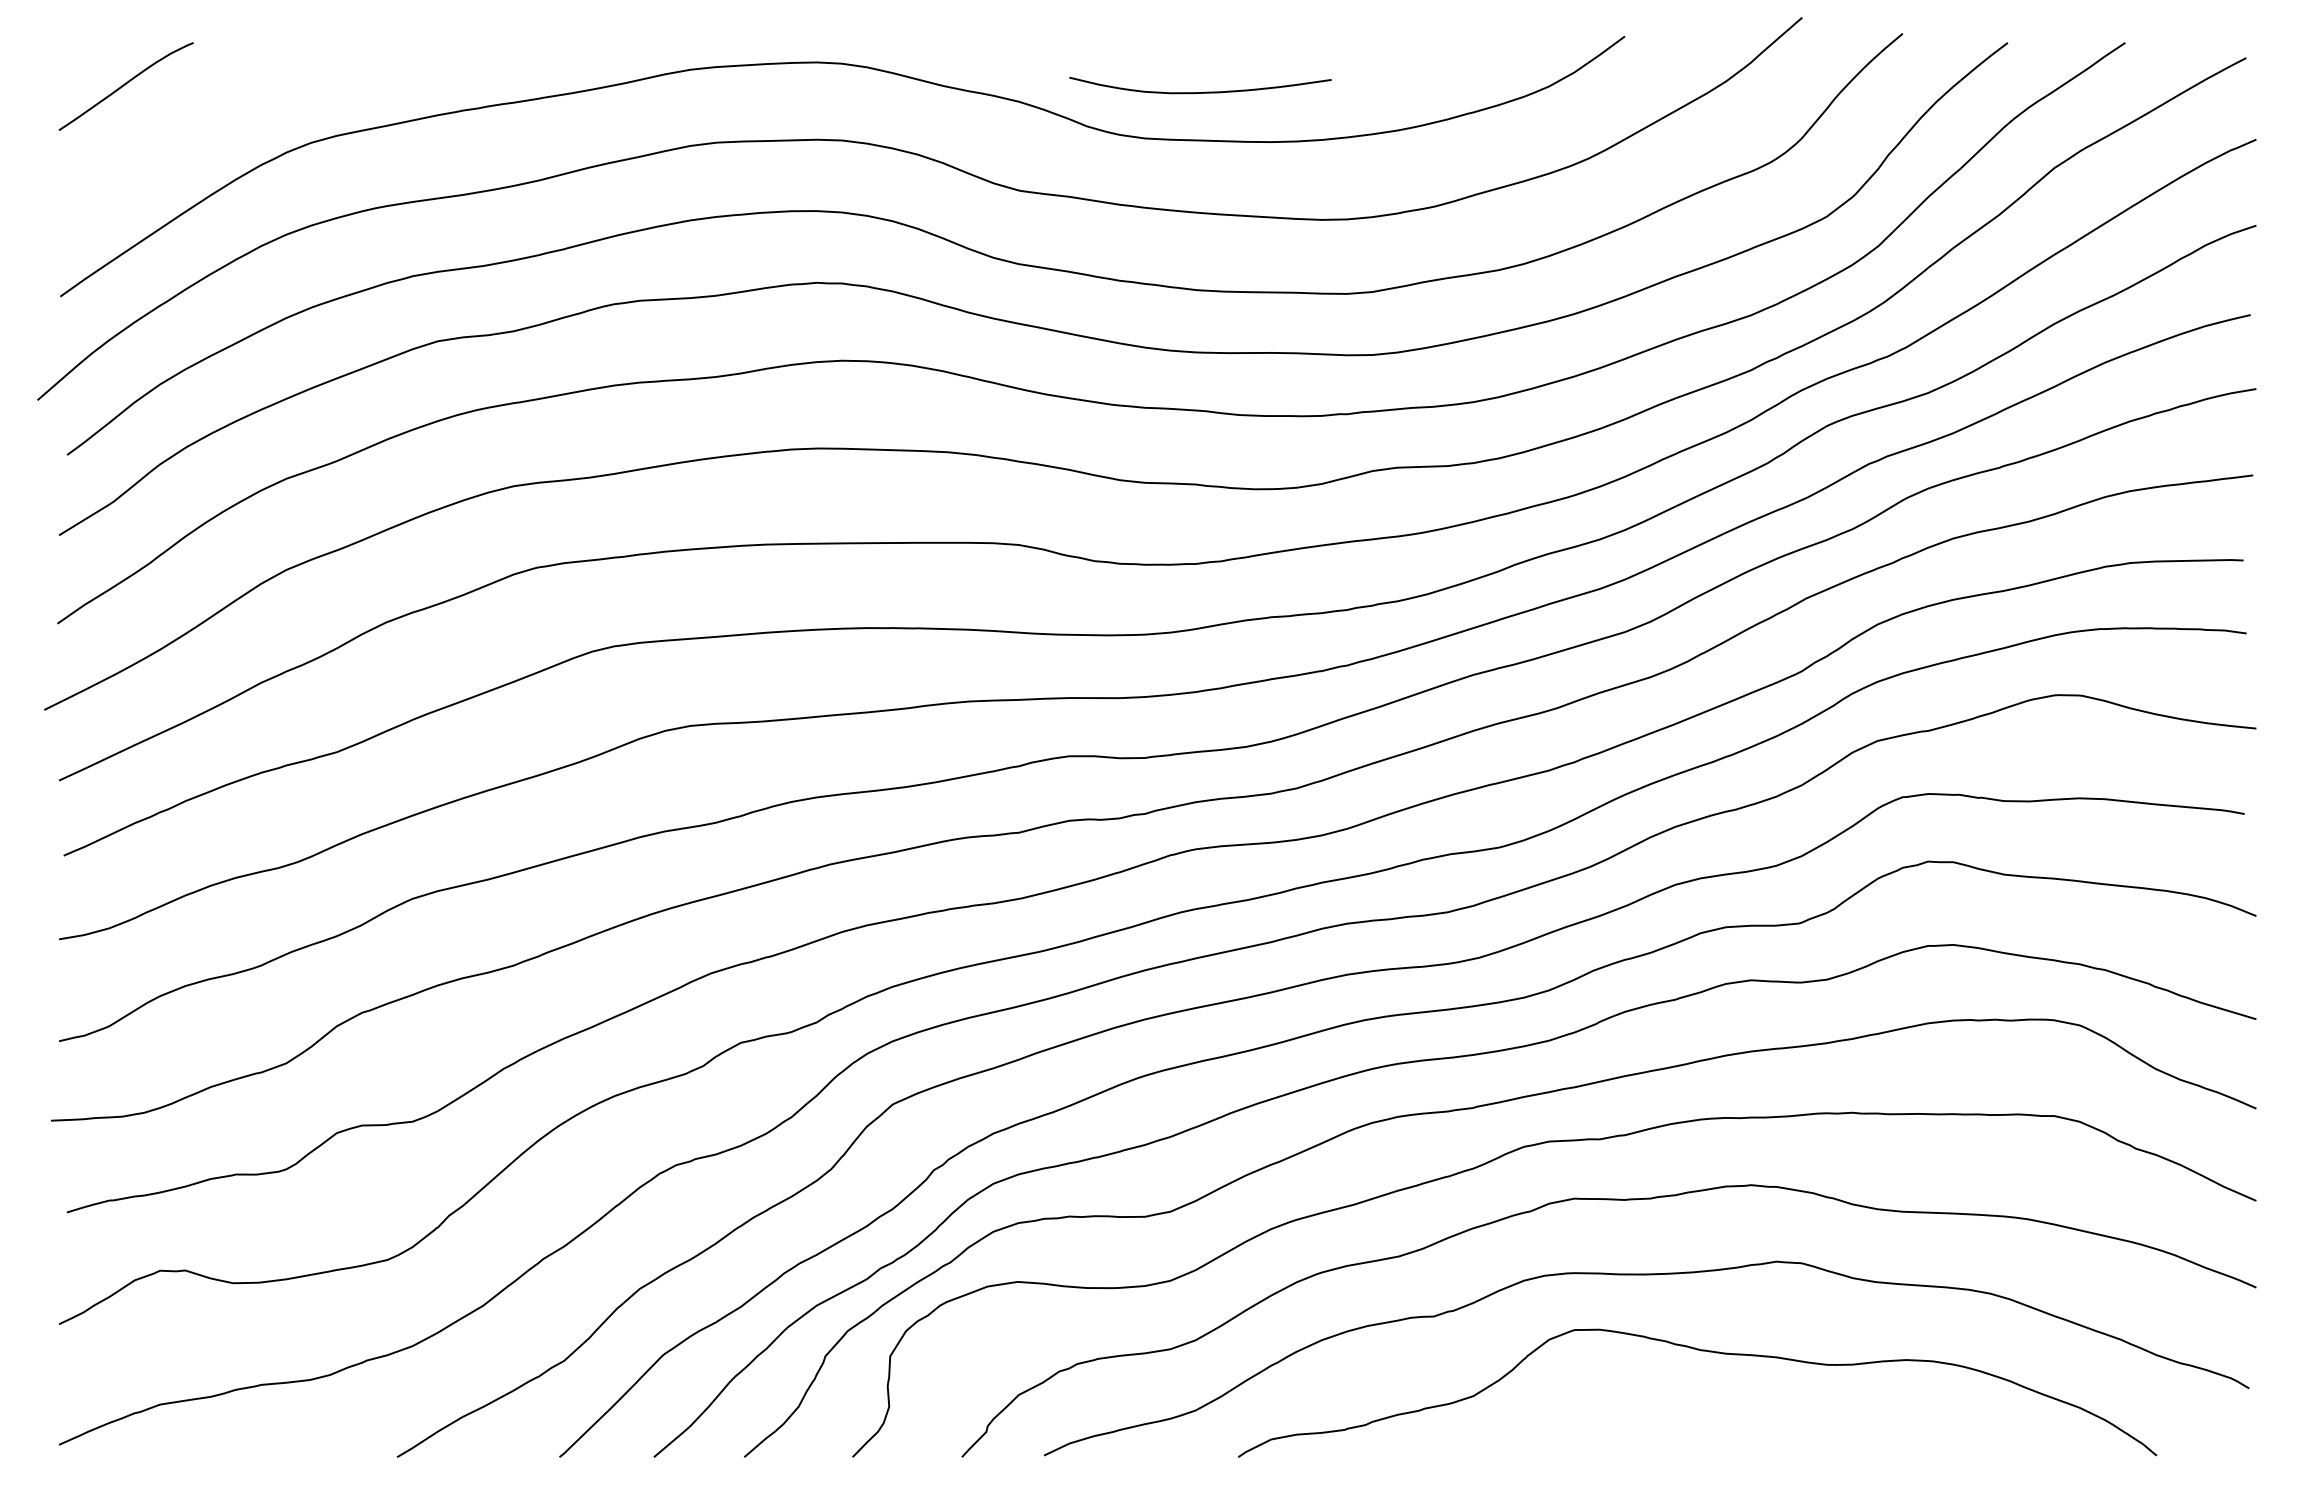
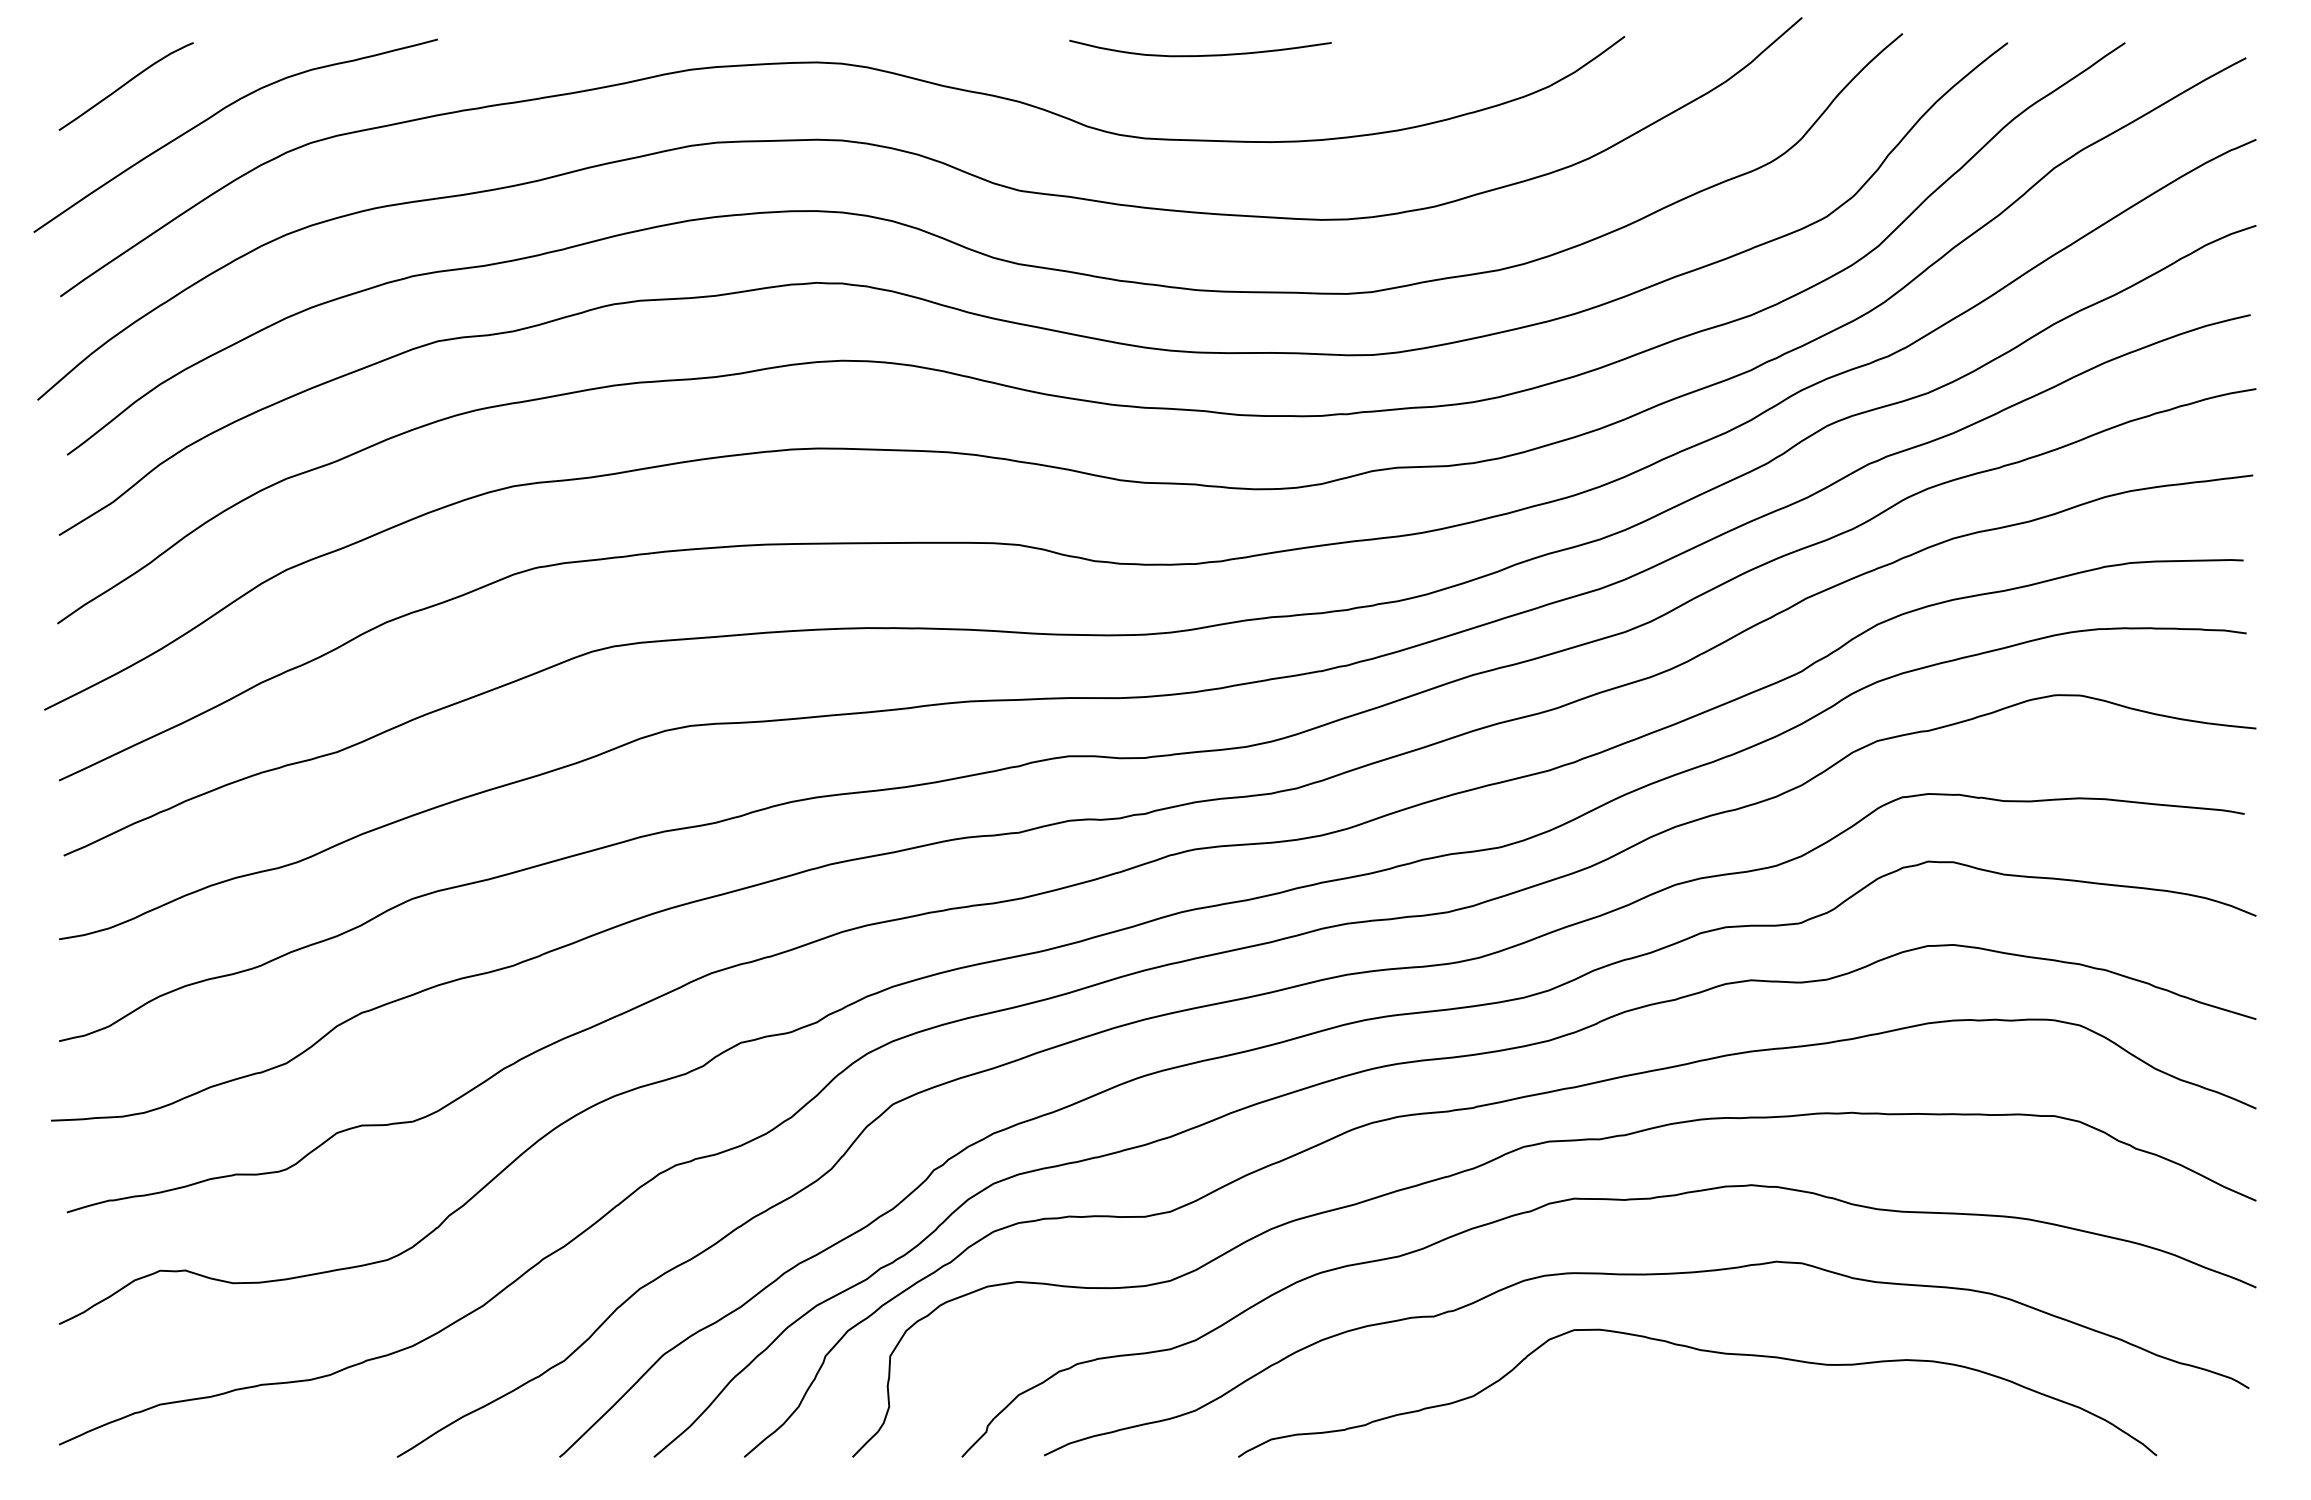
curve position: (1200, 92) -> (1200, 55) (1200, 55)
curve: none -> present (221, 111)
